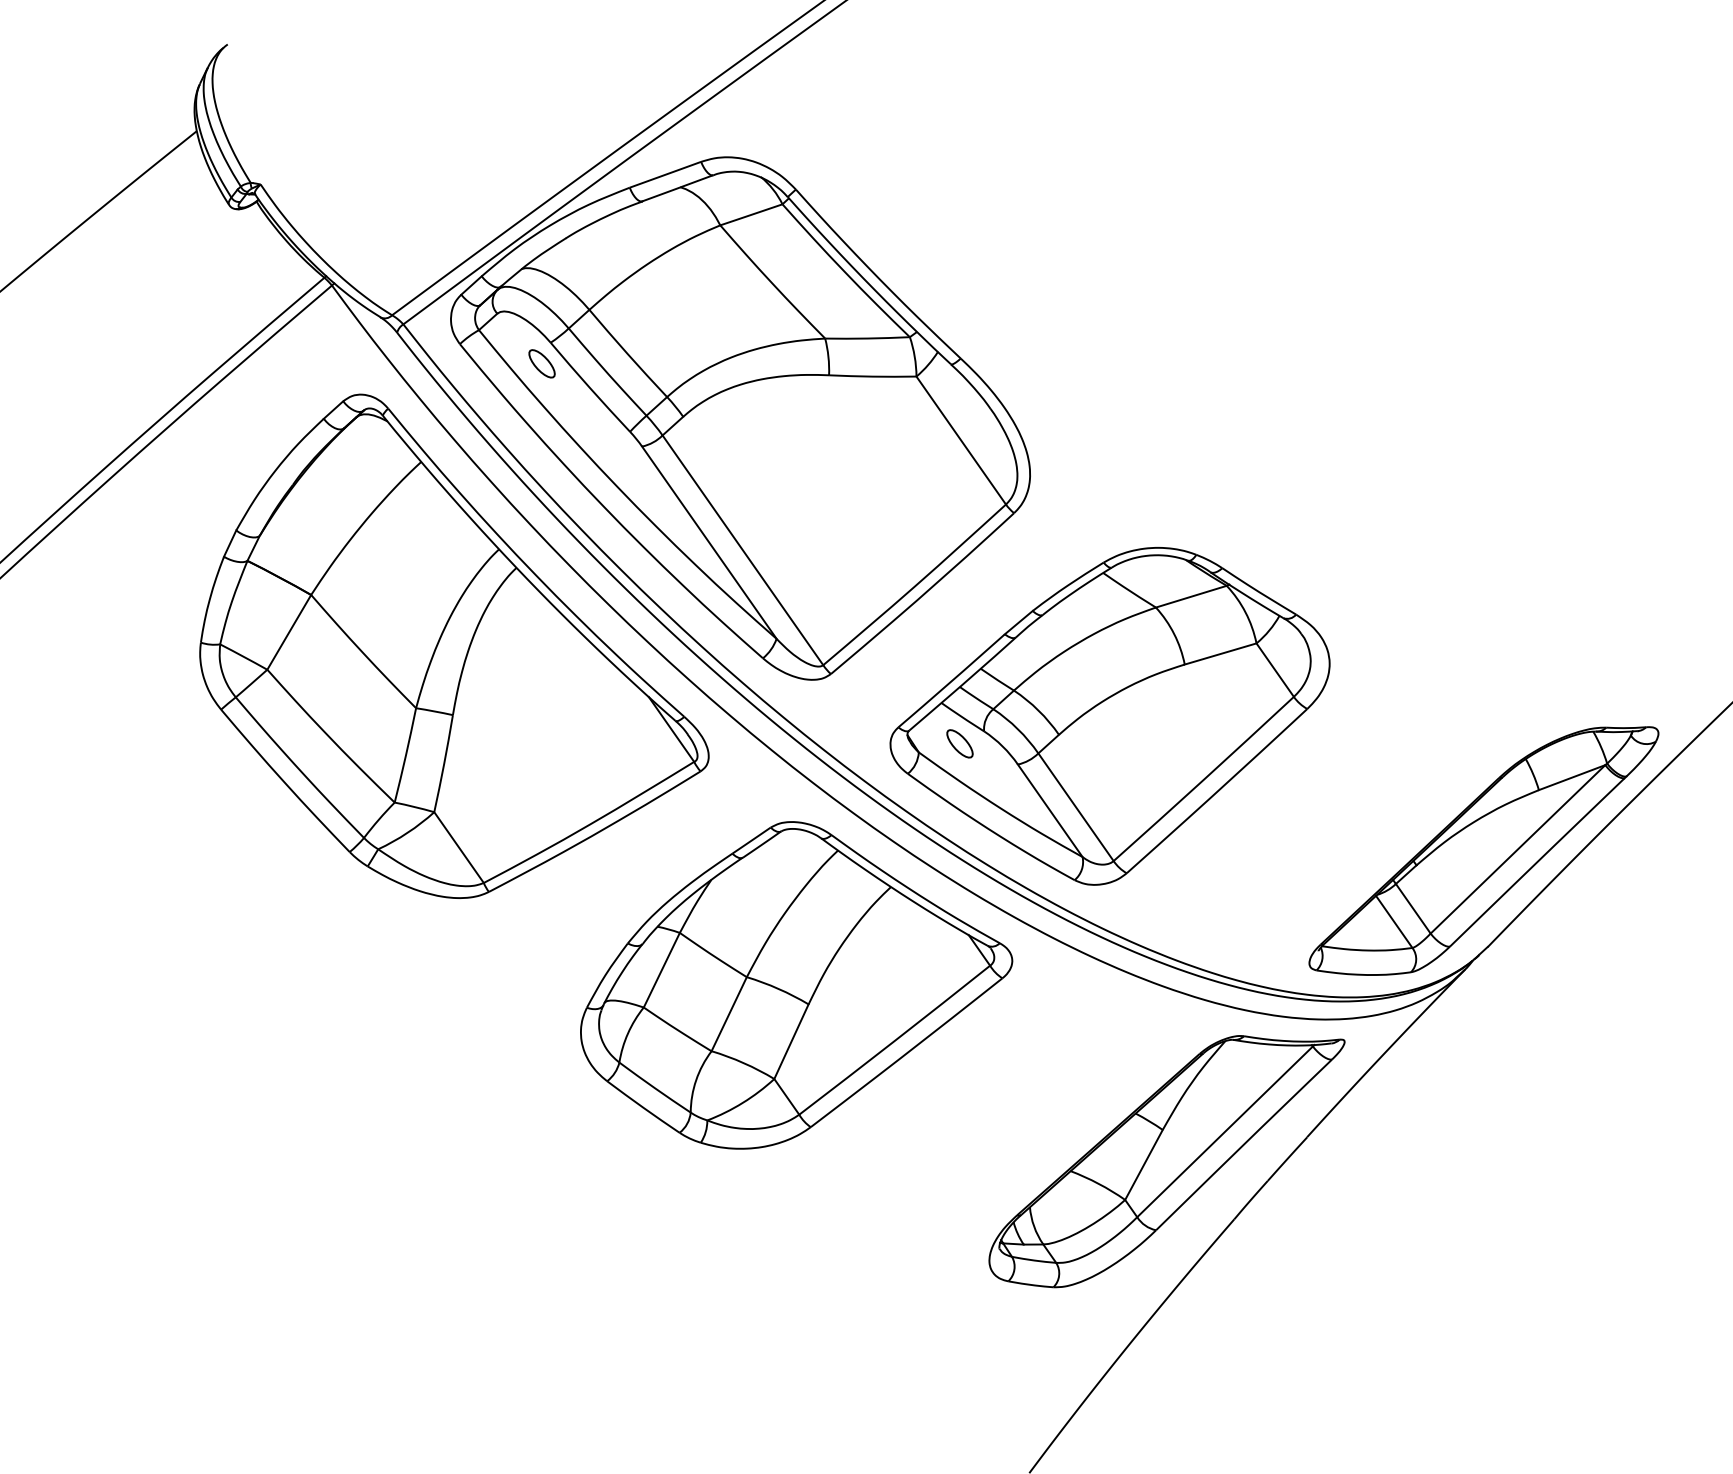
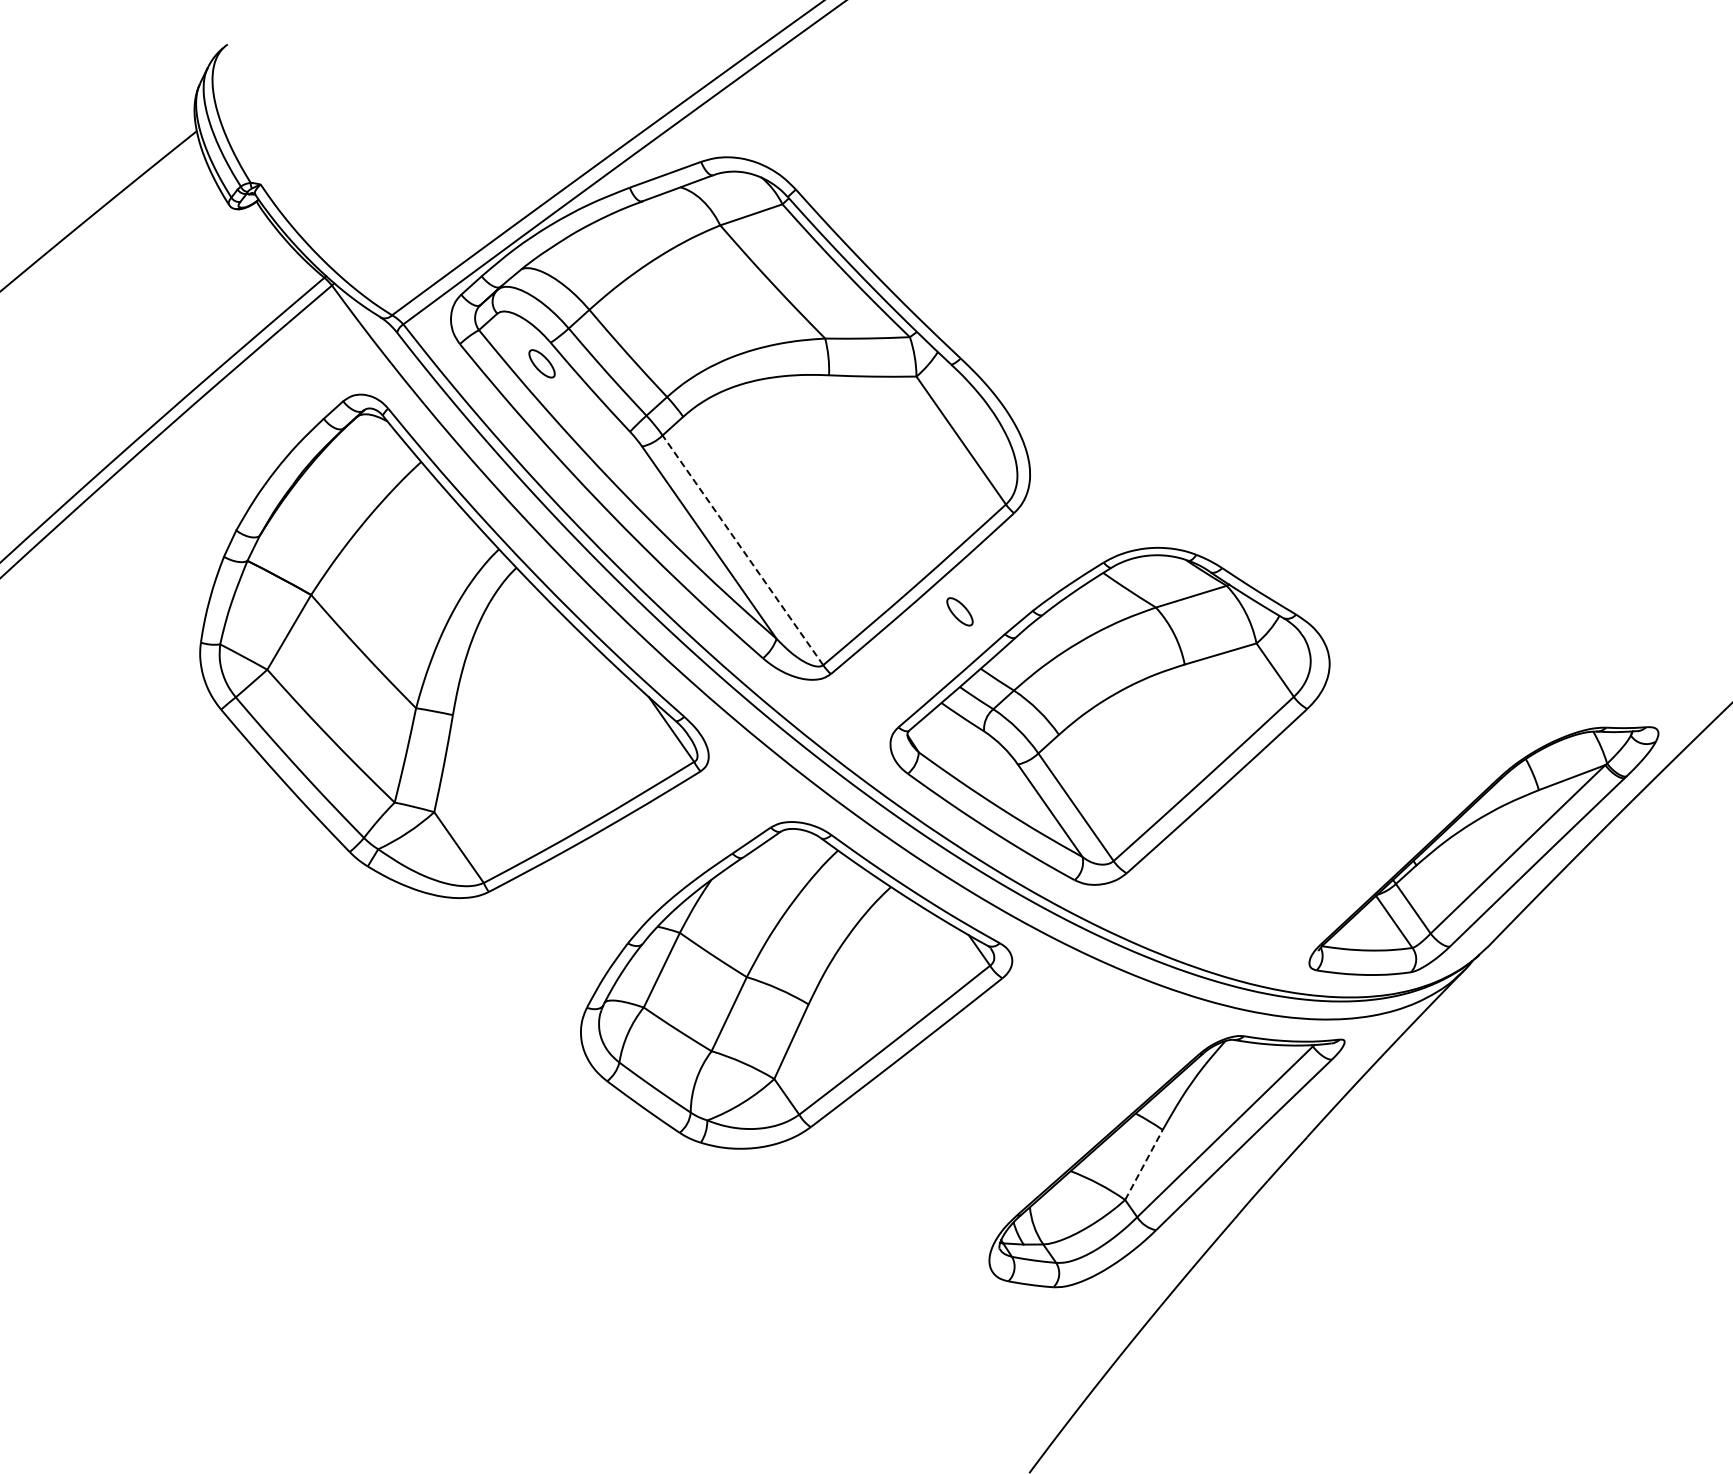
line: solid -> dashed (742, 549)
part position: (959, 743) -> (959, 611) (959, 611)
line: solid -> dashed (1143, 1164)
